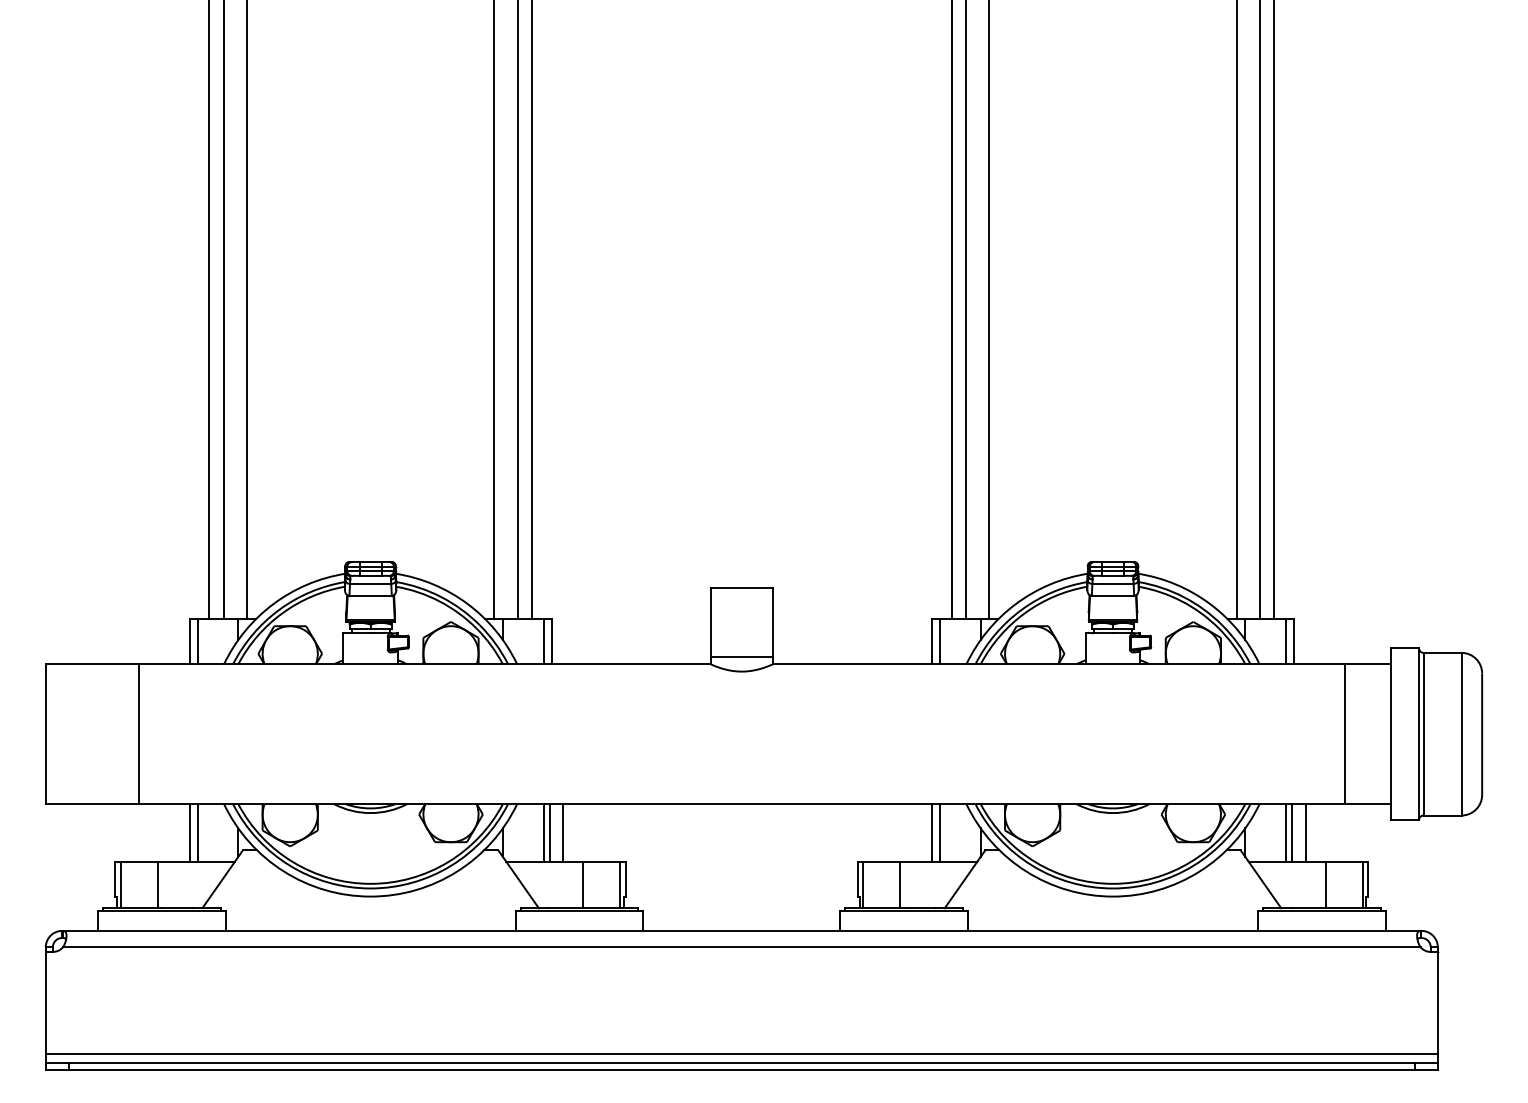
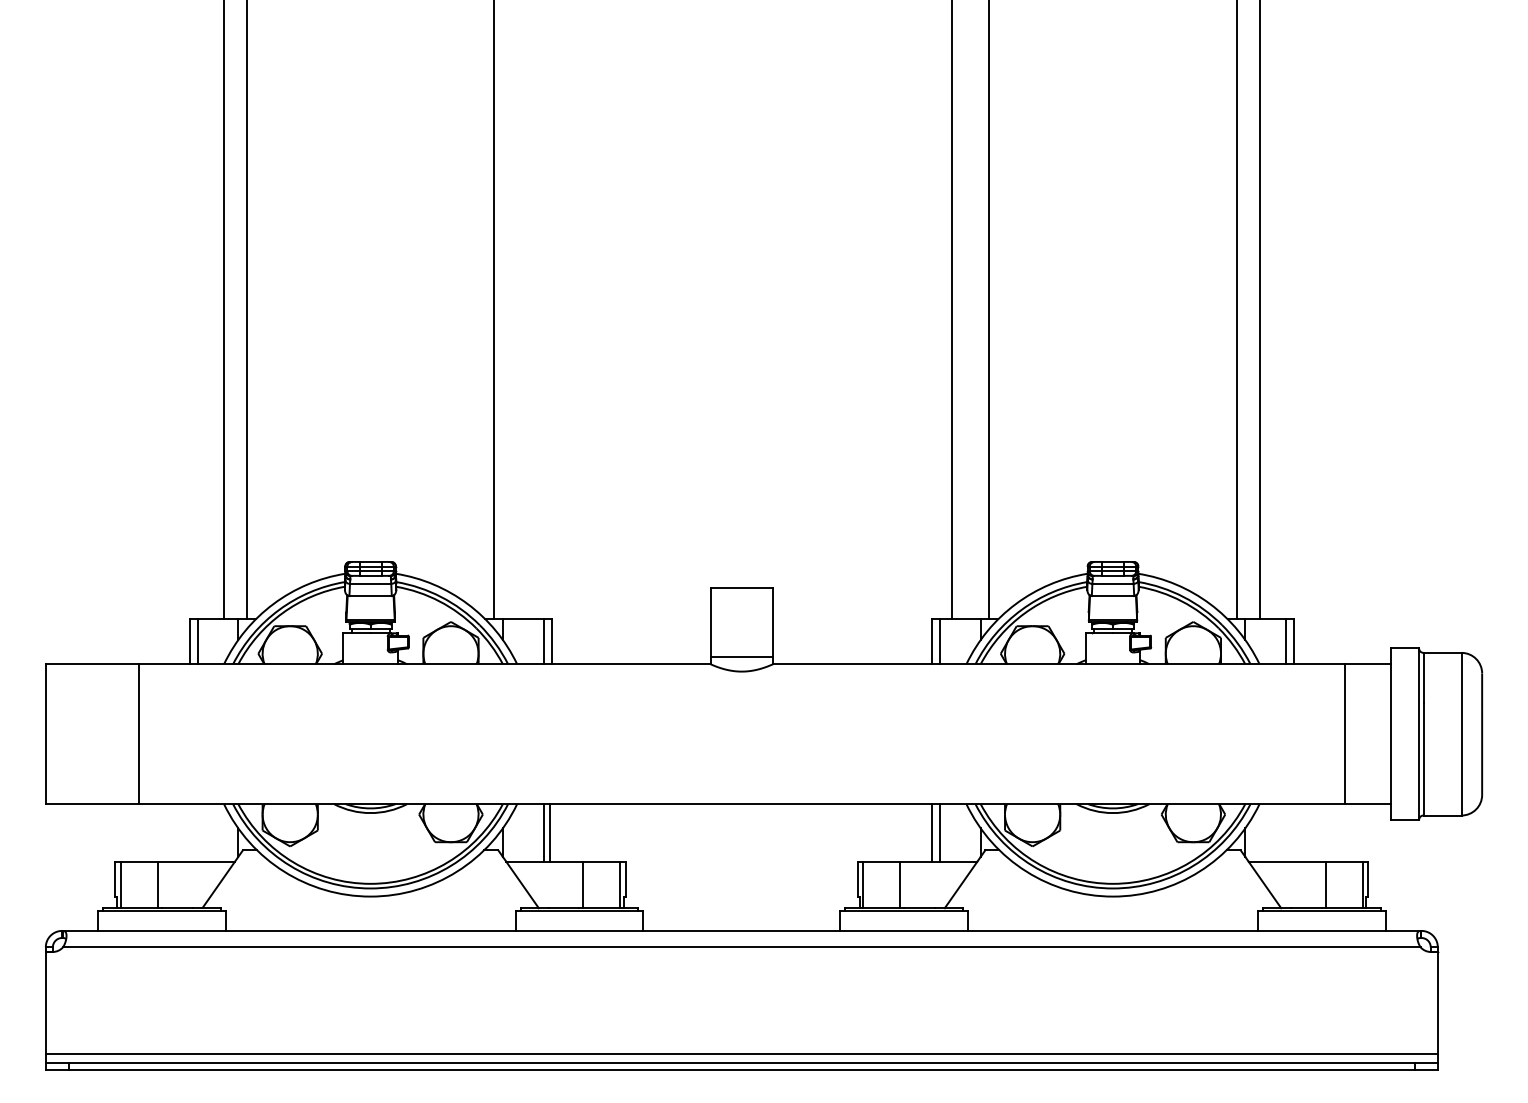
line: present -> none (209, 310)
line: present -> none (517, 310)
line: present -> none (531, 310)
line: present -> none (966, 310)
line: present -> none (1274, 310)
line: present -> none (189, 832)
line: present -> none (197, 832)
line: present -> none (563, 832)
line: present -> none (1285, 832)
line: present -> none (1292, 832)
line: present -> none (1305, 832)
